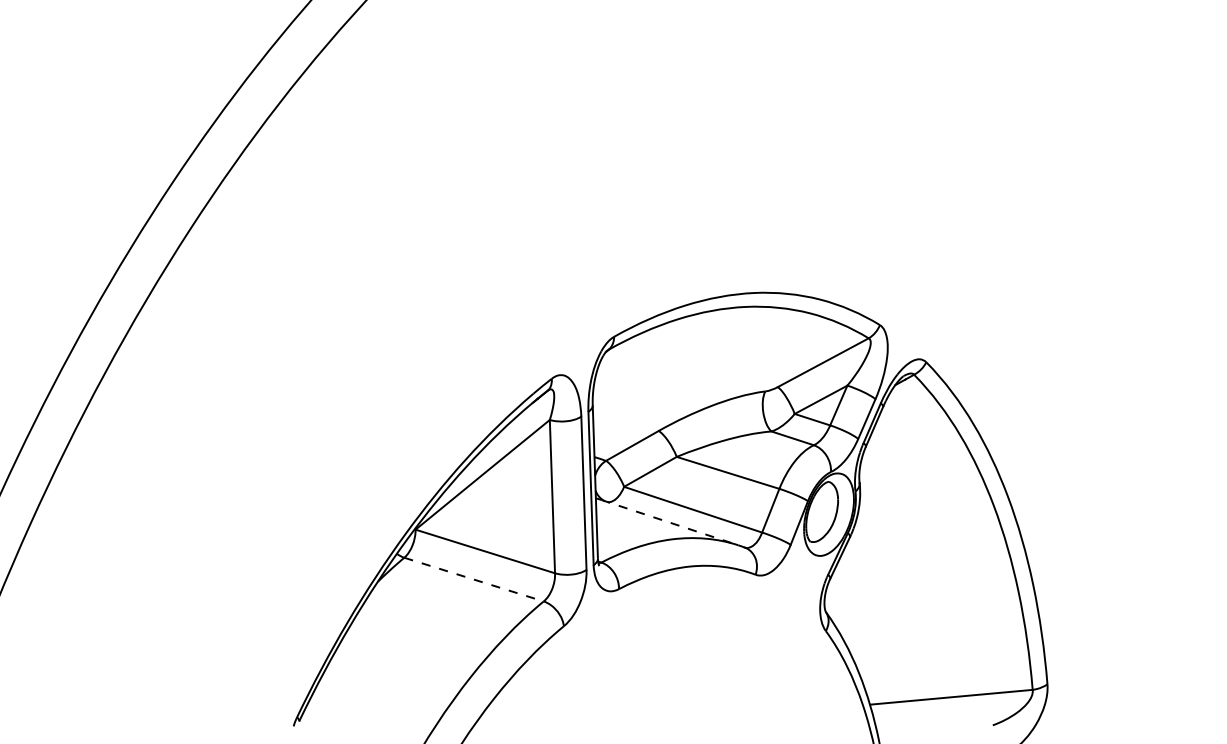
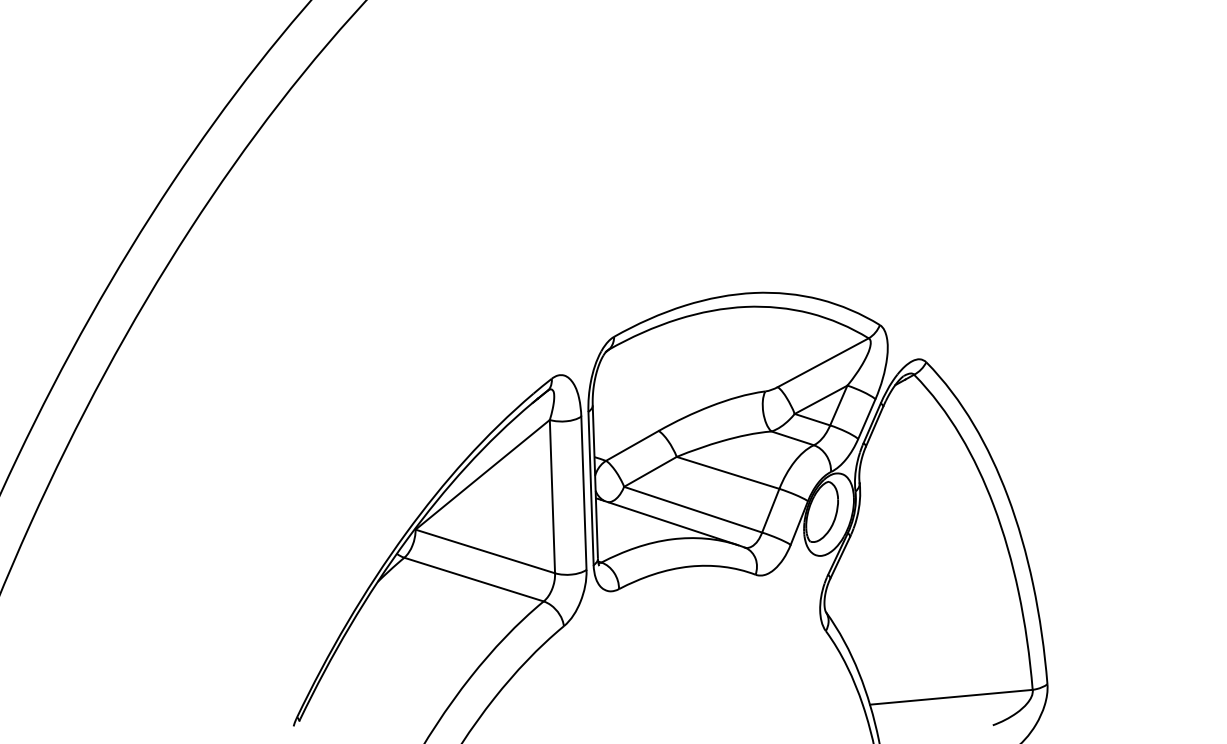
line: dashed -> solid (670, 522)
line: dashed -> solid (474, 579)
